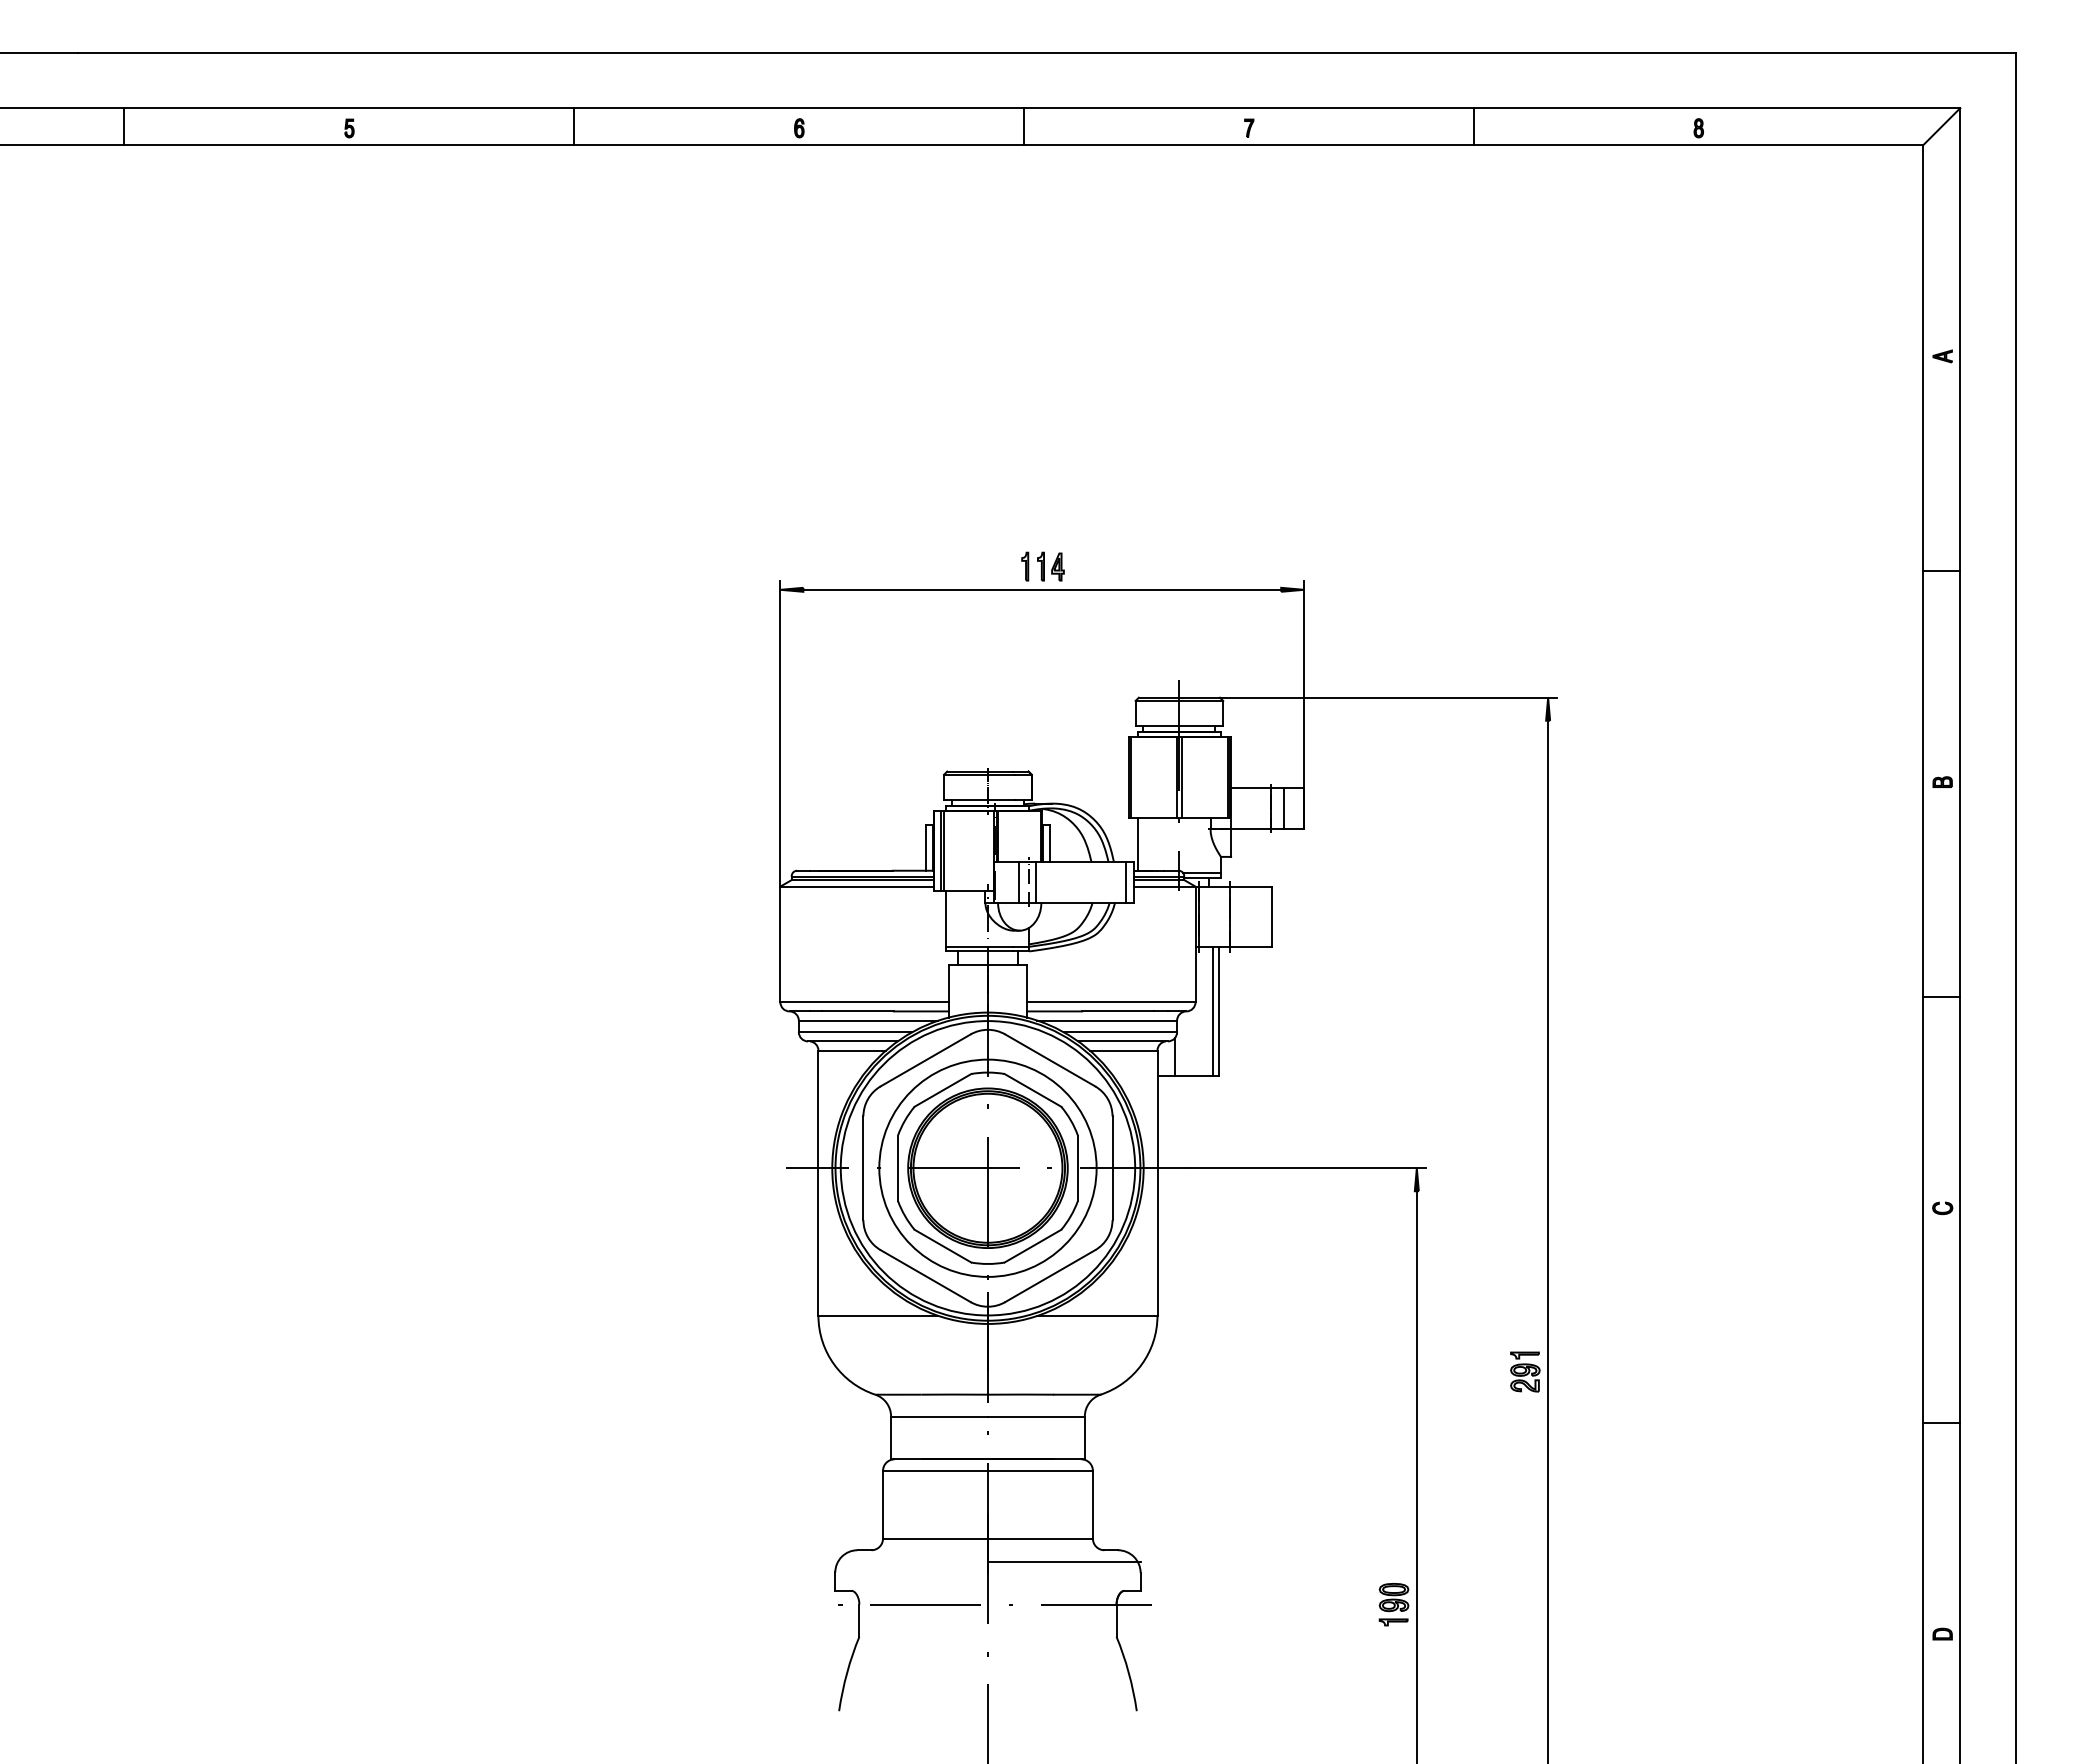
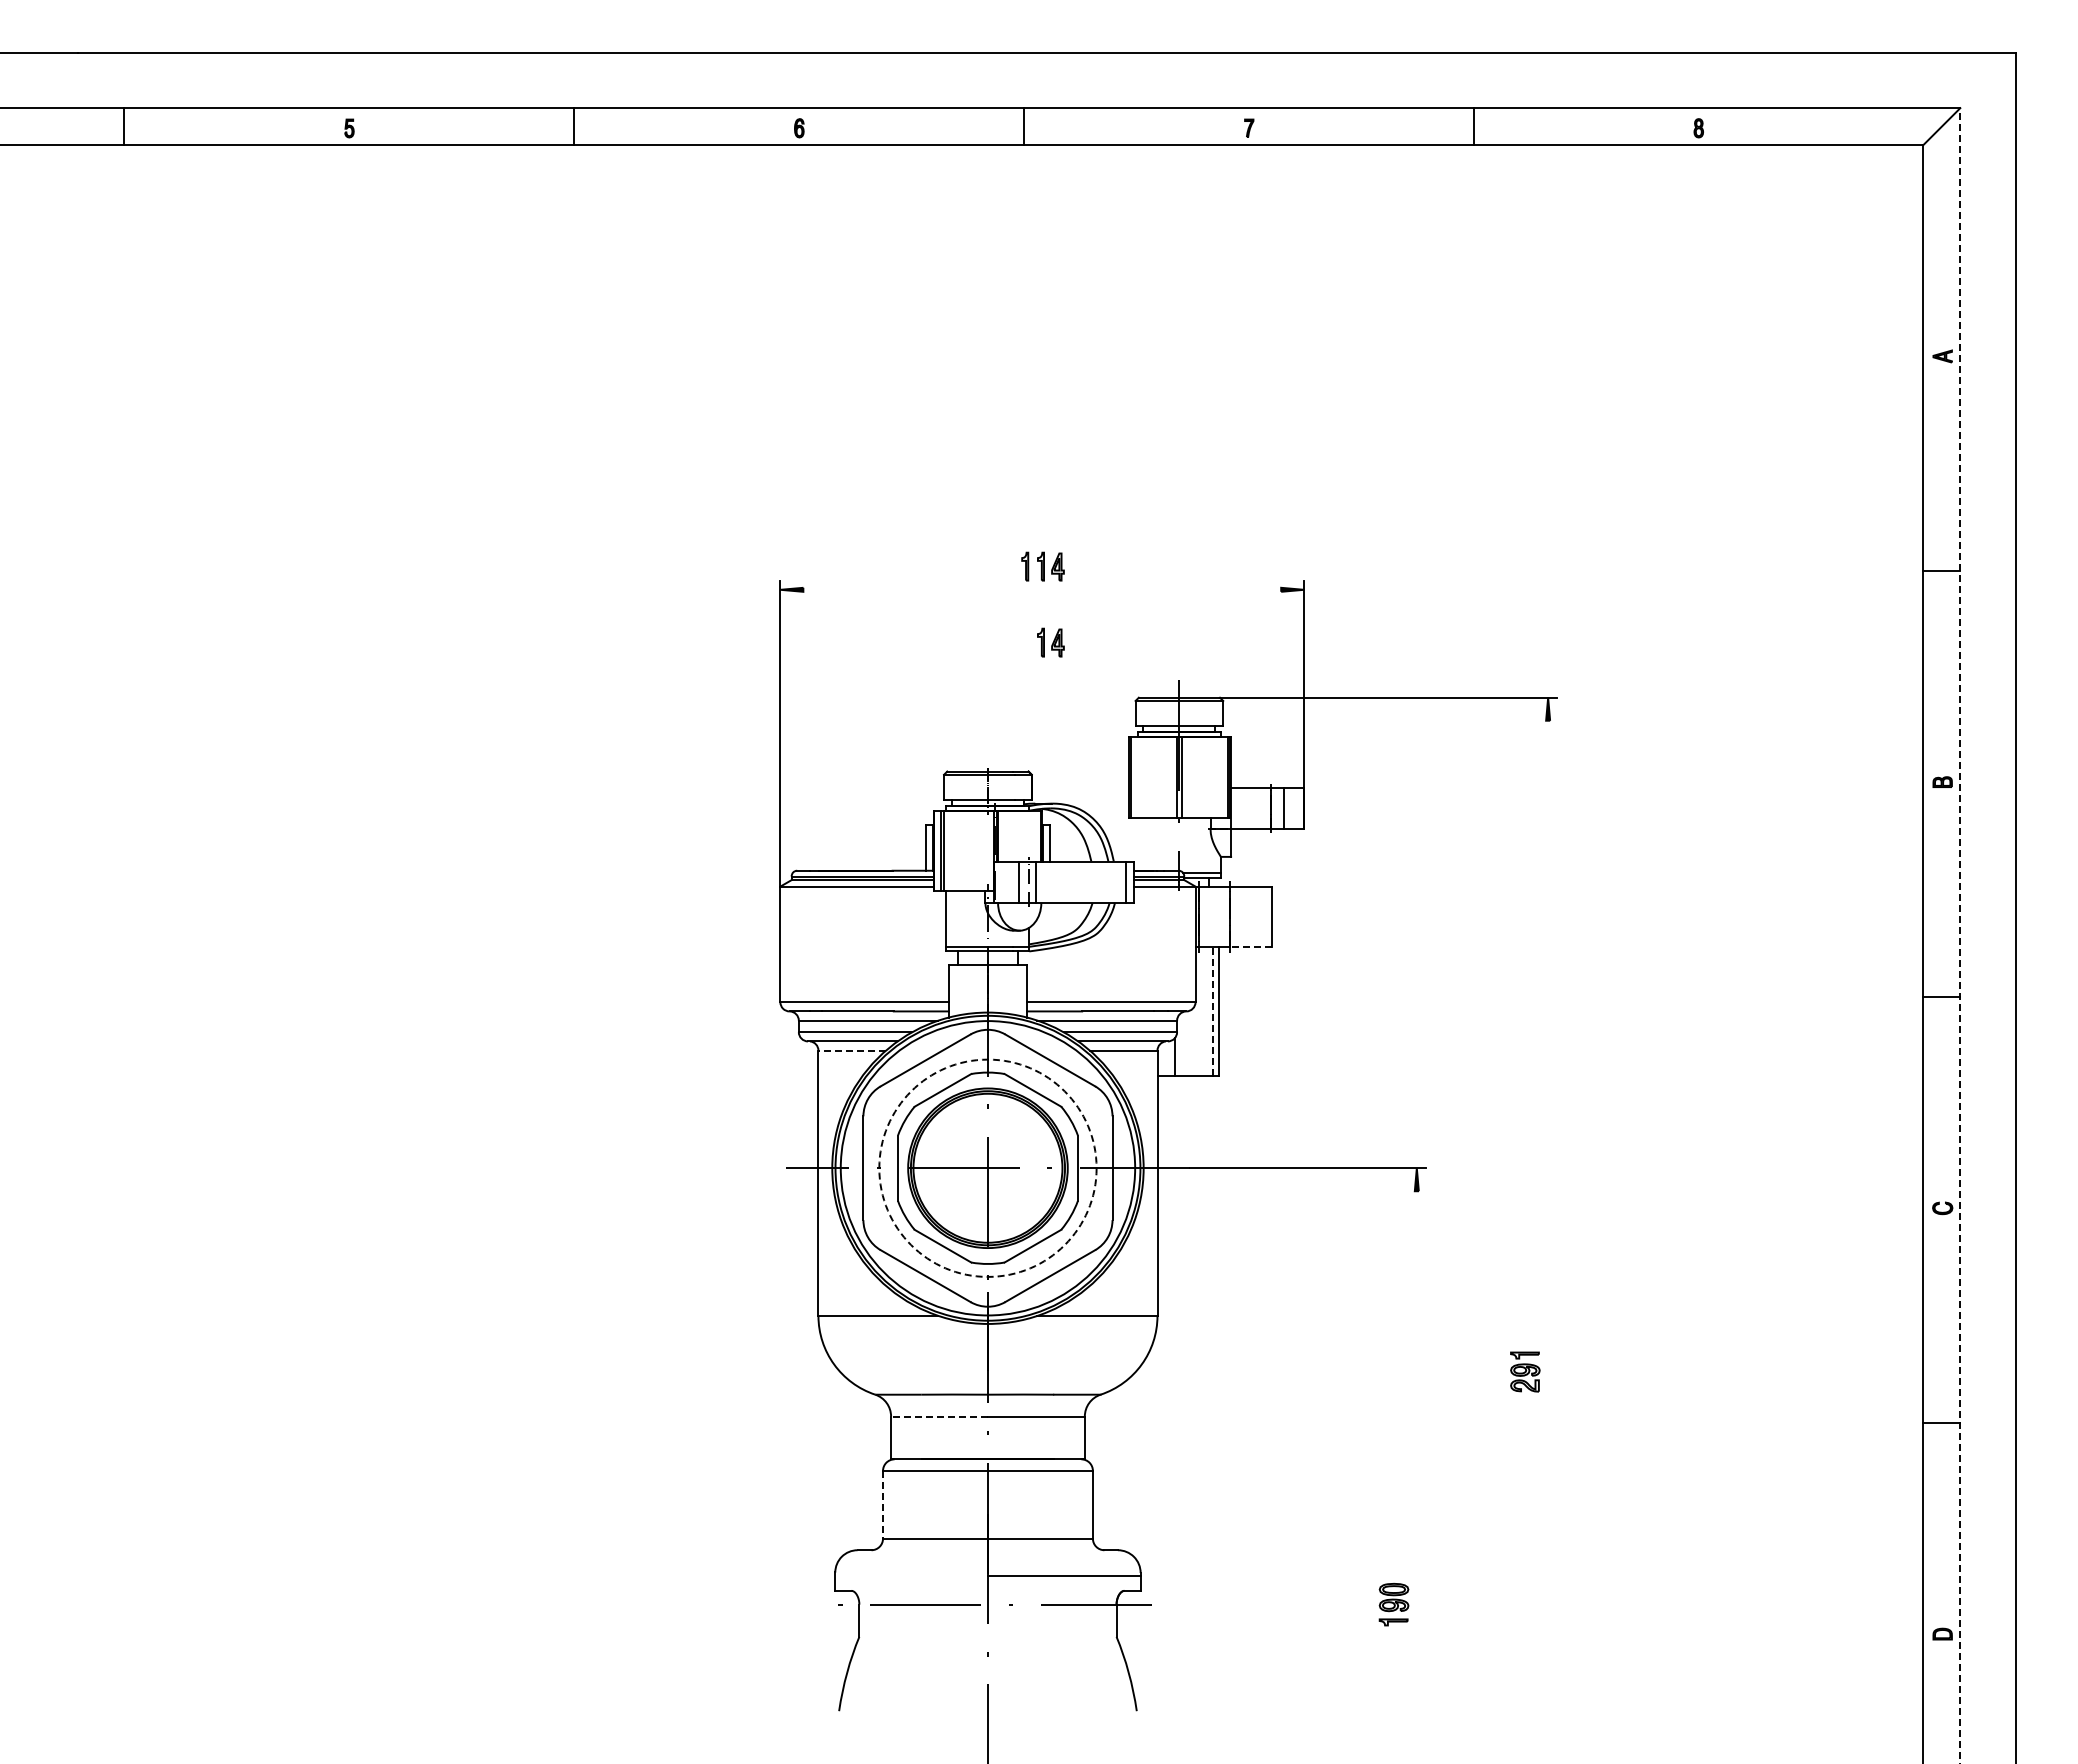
line: present -> none (1042, 589)
part: none -> present (1050, 642)
line: present -> none (1137, 843)
line: solid -> dashed (1960, 935)
line: solid -> dashed (1250, 946)
line: solid -> dashed (1213, 1011)
line: solid -> dashed (852, 1050)
circle: solid -> dashed (987, 1167)
line: present -> none (1548, 1240)
line: solid -> dashed (939, 1416)
line: present -> none (1416, 1475)
line: solid -> dashed (883, 1504)
line position: (1063, 1561) -> (1063, 1575) (1063, 1575)
